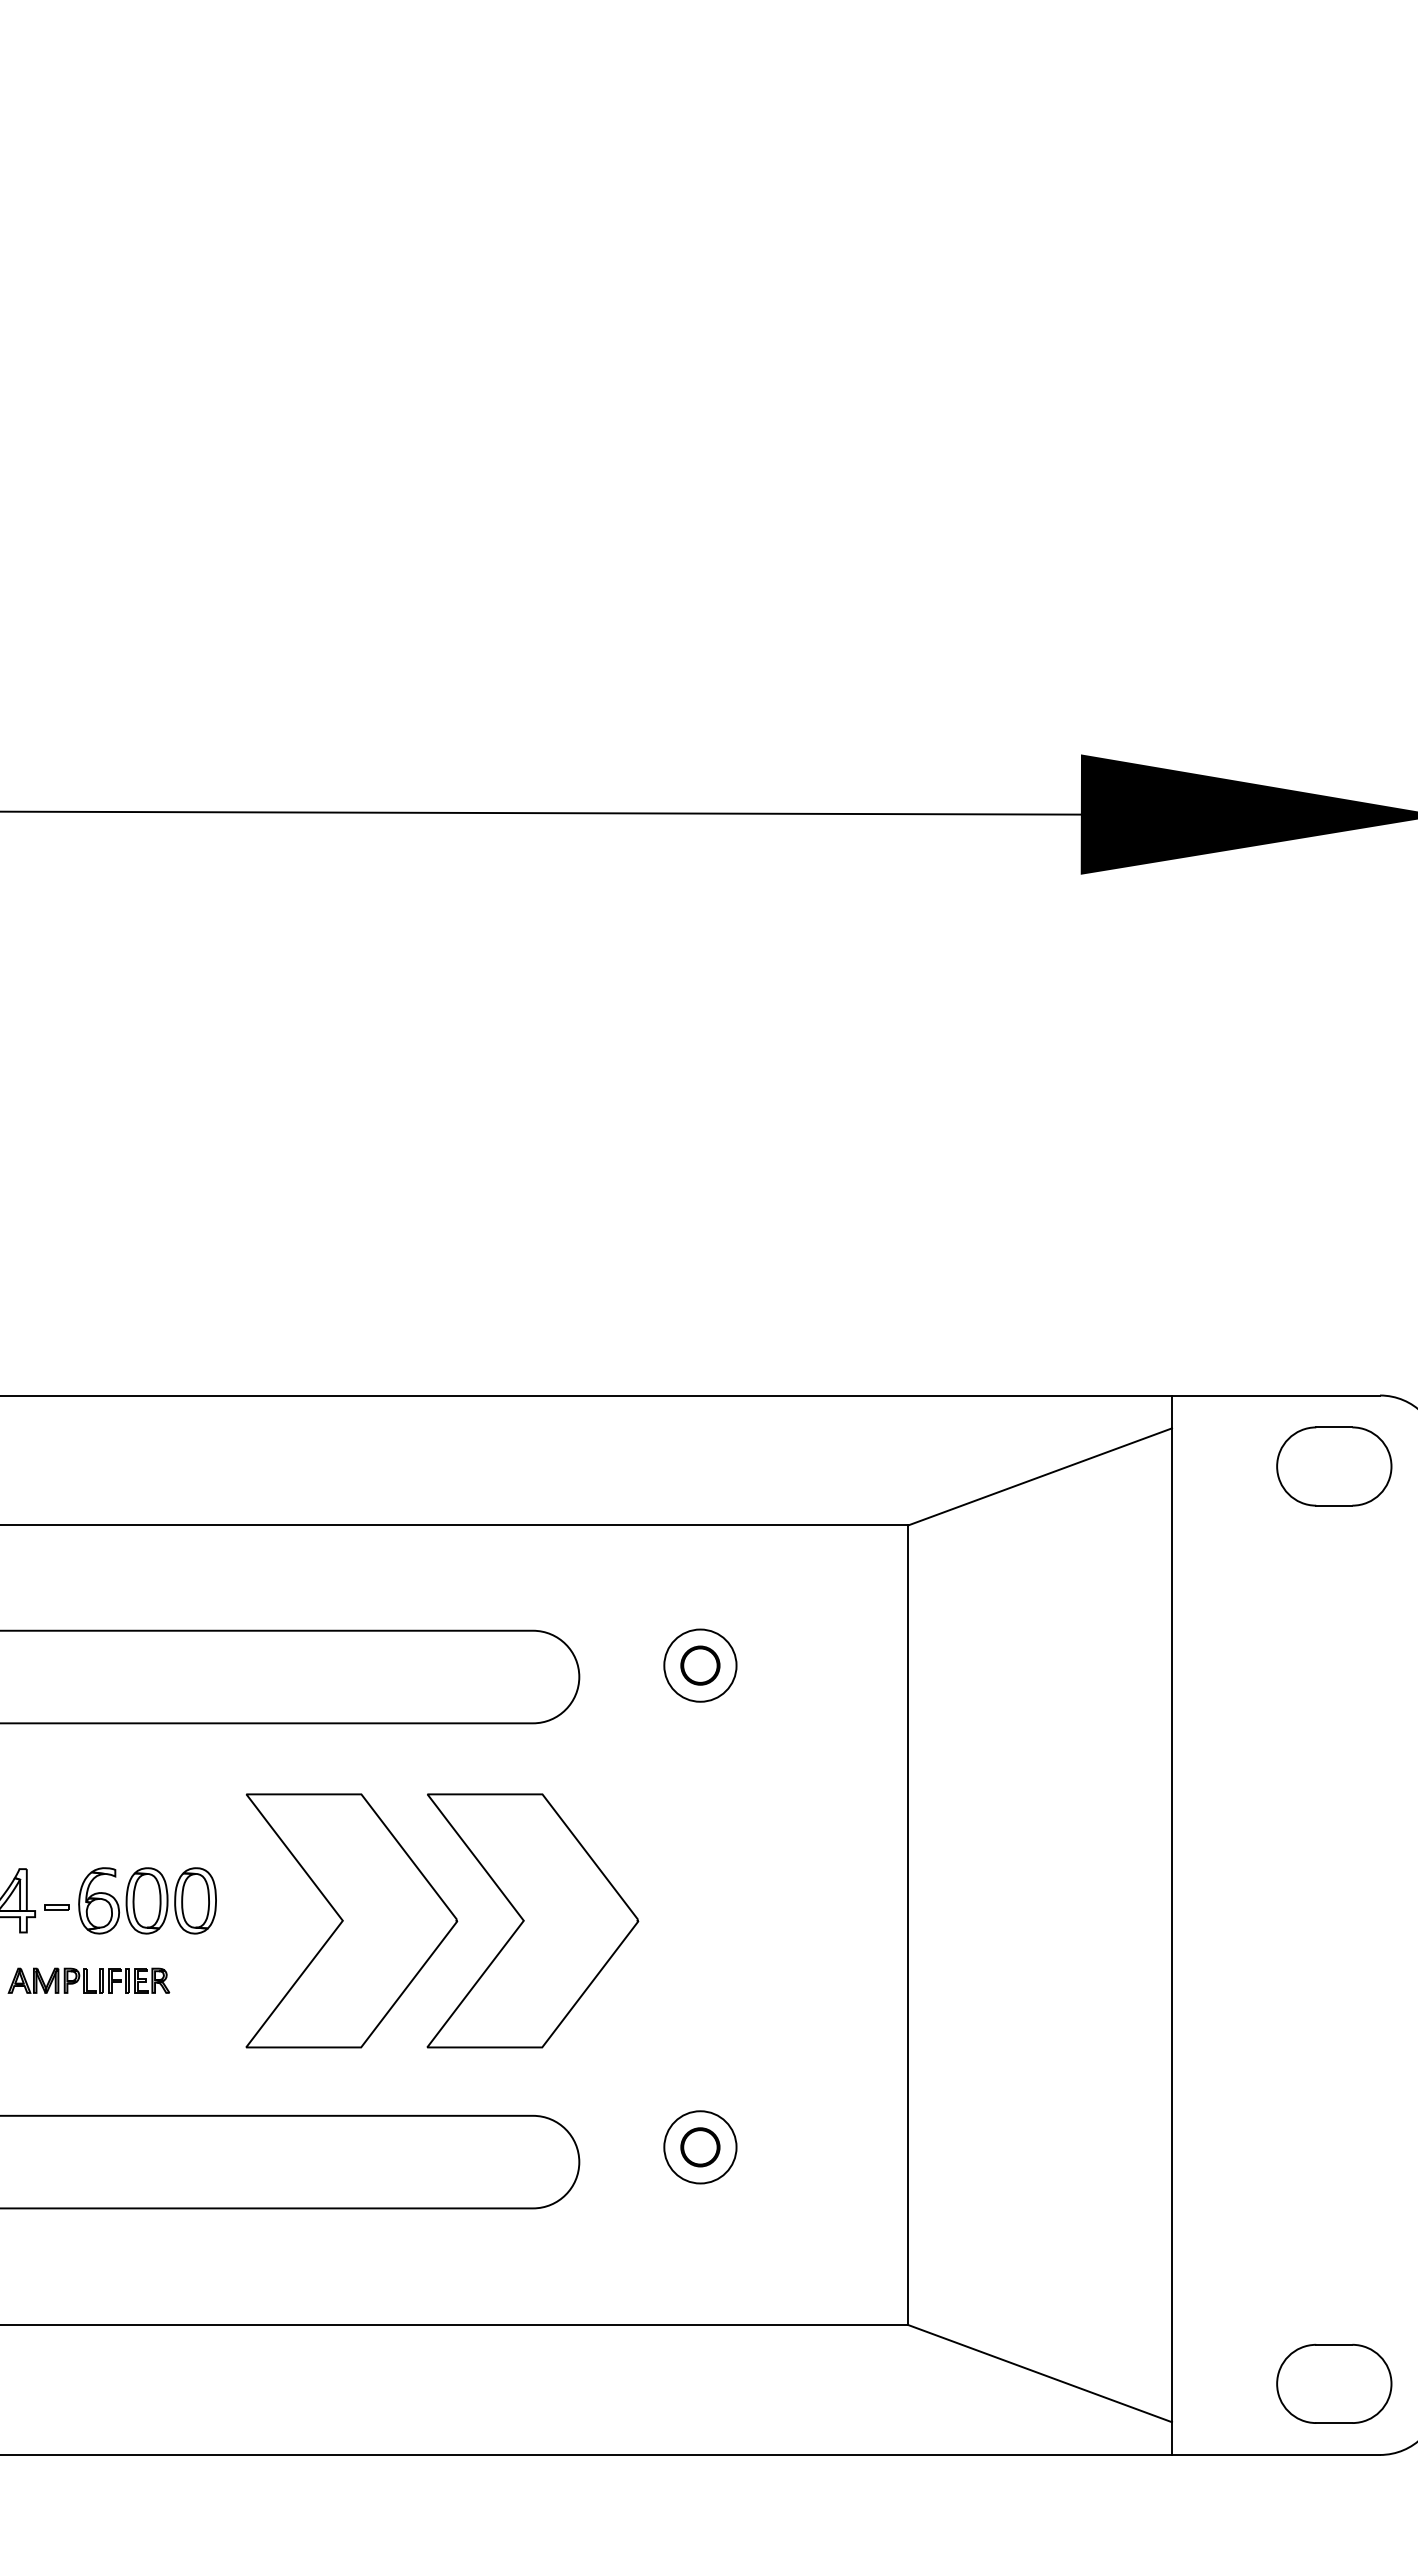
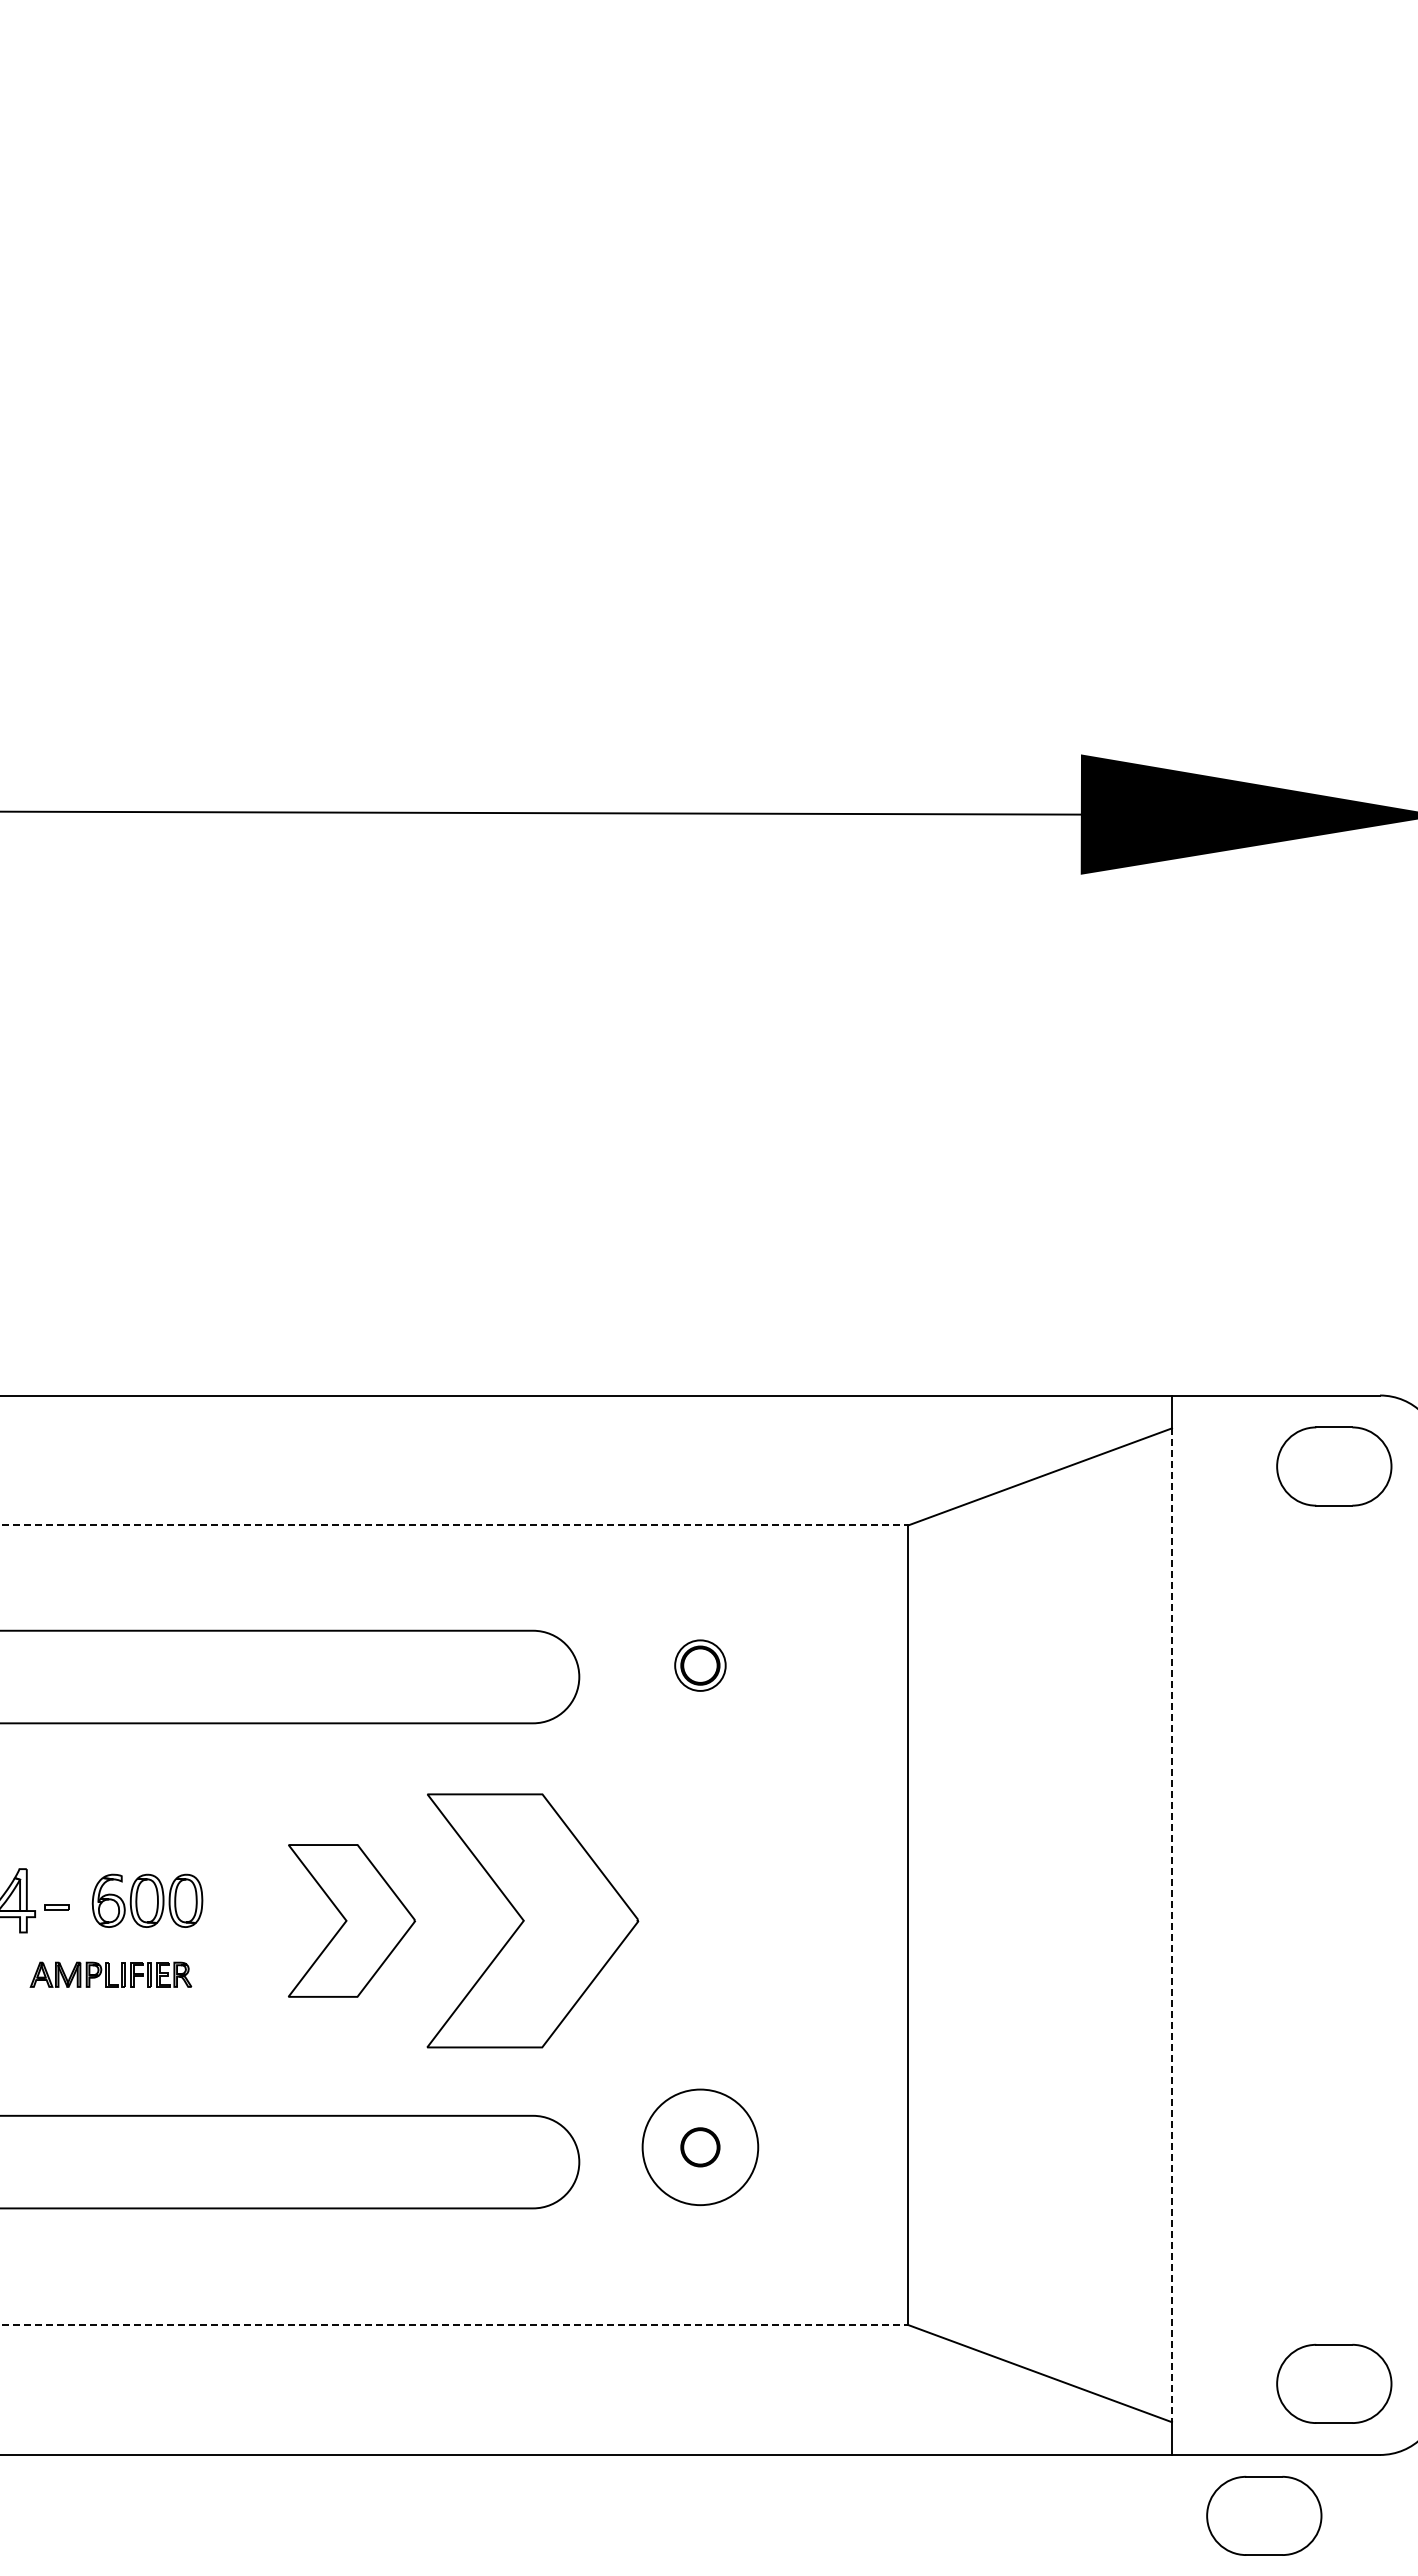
line: solid -> dashed (454, 1525)
circle diameter: 72 px -> 51 px (700, 1665)
part size: 139x68 px -> 113x55 px (147, 1900)
part size: 214x256 px -> 128x154 px (351, 1920)
line: solid -> dashed (1172, 1925)
part position: (88, 1980) -> (110, 1974) (110, 1974)
circle diameter: 72 px -> 116 px (700, 2147)
line: solid -> dashed (454, 2325)
part: none -> present (1264, 2515)
